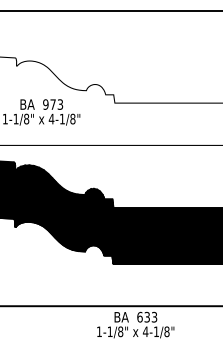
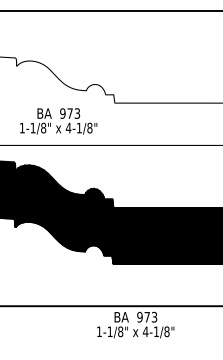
text position: (41, 112) -> (58, 121) (58, 121)
text: 633 -> 973 (143, 316)
